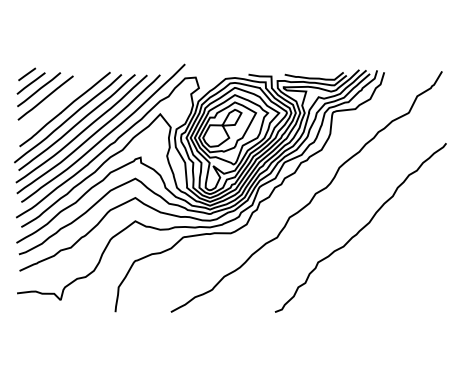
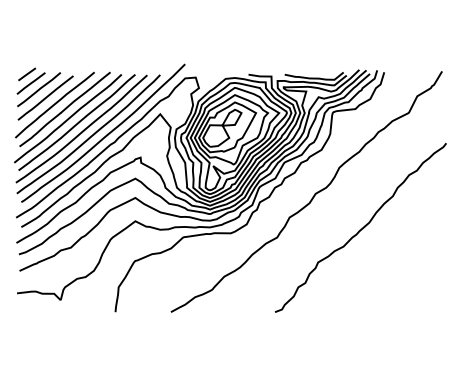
curve: none -> present (54, 105)
